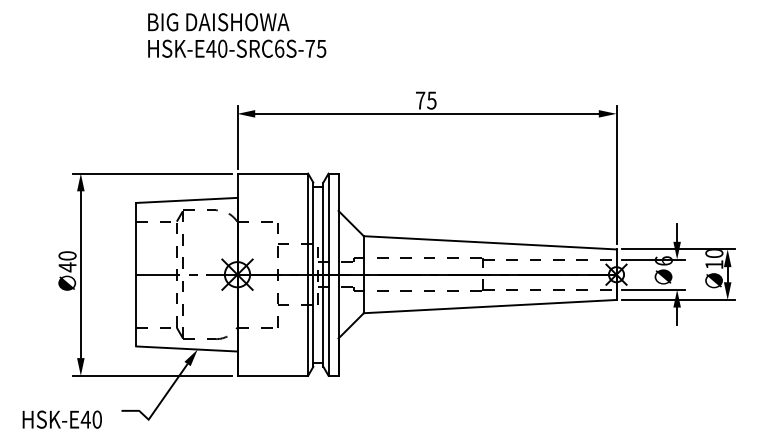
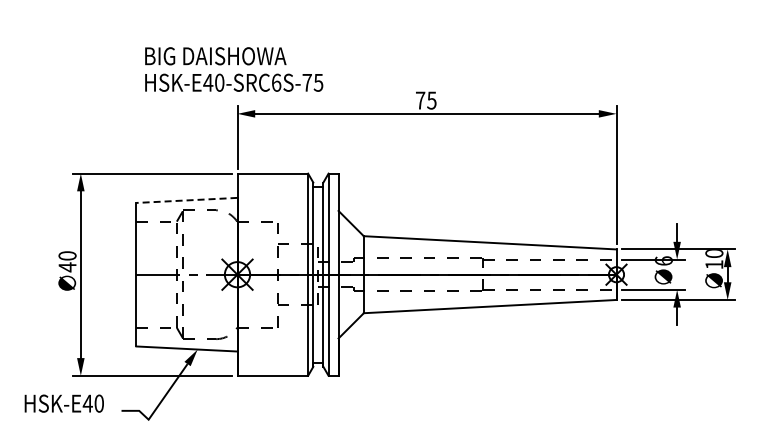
text position: (237, 35) -> (234, 69) (234, 69)
line: solid -> dashed (186, 200)
text position: (61, 419) -> (63, 403) (63, 403)
